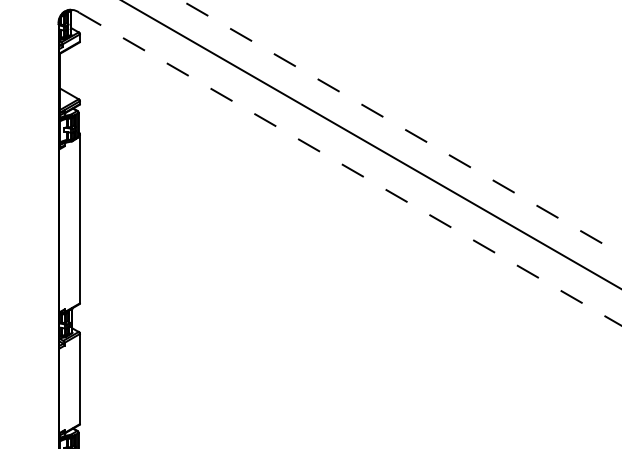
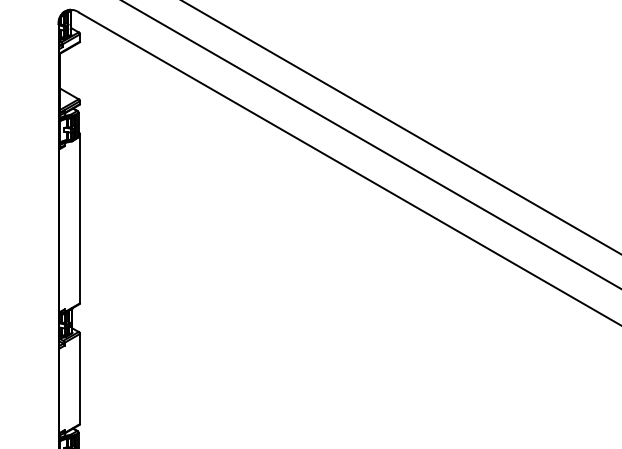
line: dashed -> solid (400, 127)
line: dashed -> solid (350, 169)
